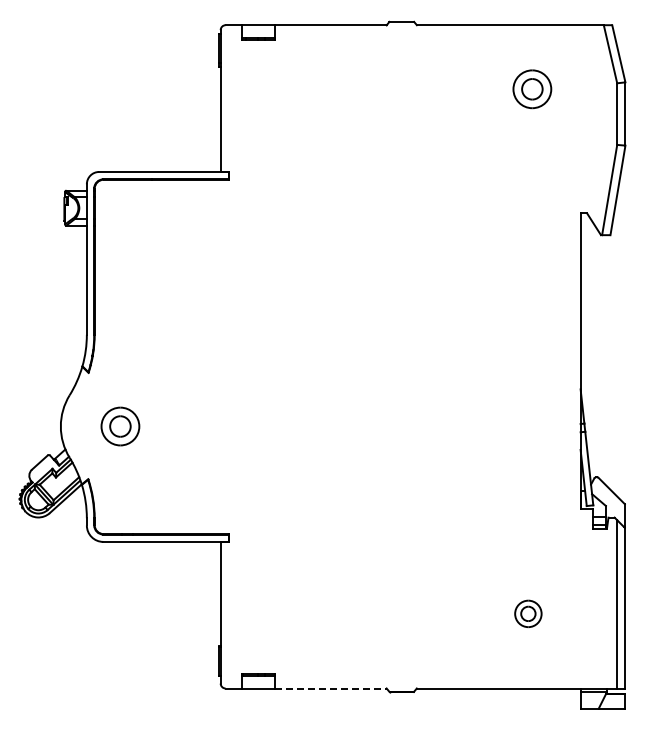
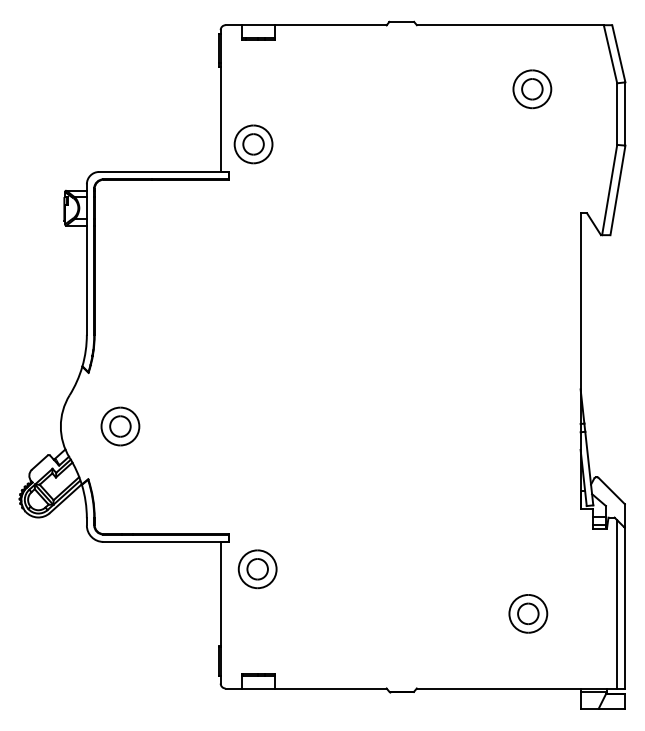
part: none -> present (253, 144)
part: none -> present (257, 569)
part size: 29x29 px -> 41x40 px (528, 613)
line: dashed -> solid (330, 688)
